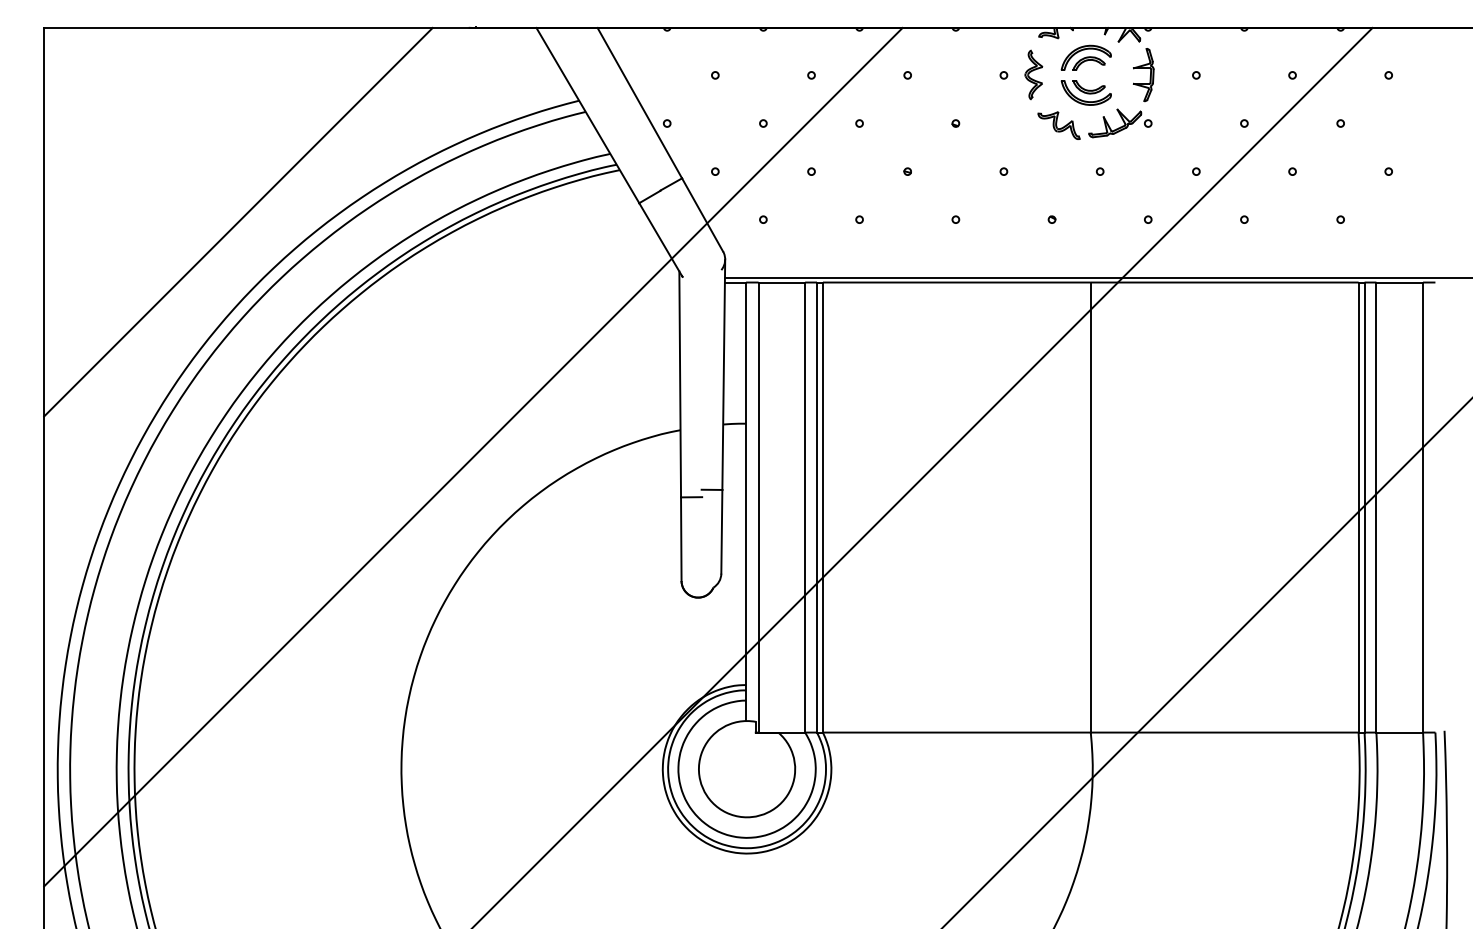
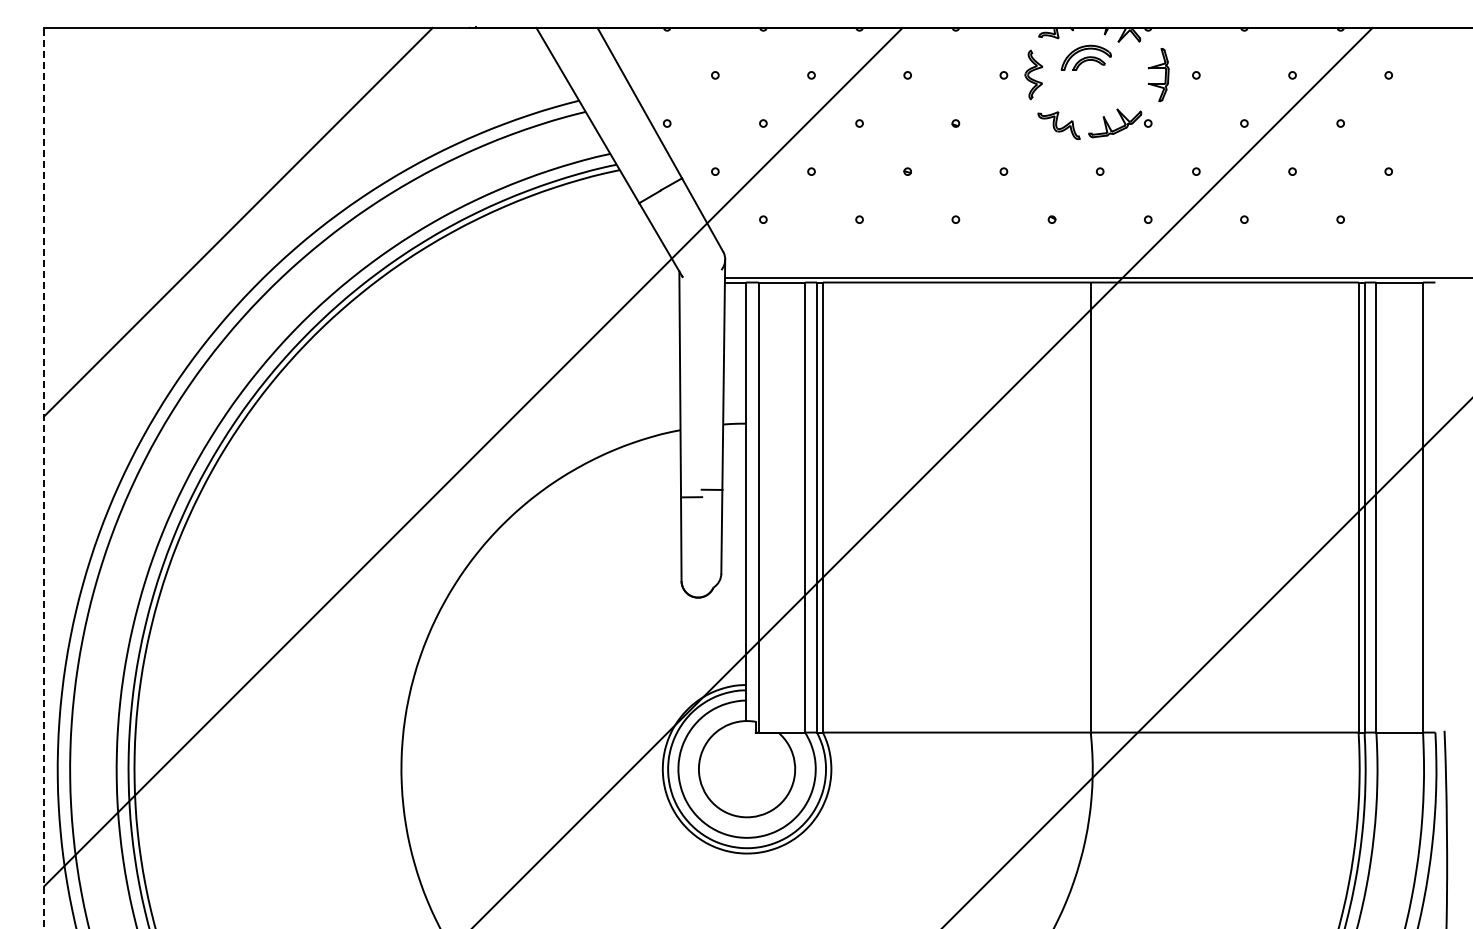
part position: (1149, 77) -> (1164, 77) (1164, 77)
part: present -> none (1085, 92)
line: solid -> dashed (44, 477)
